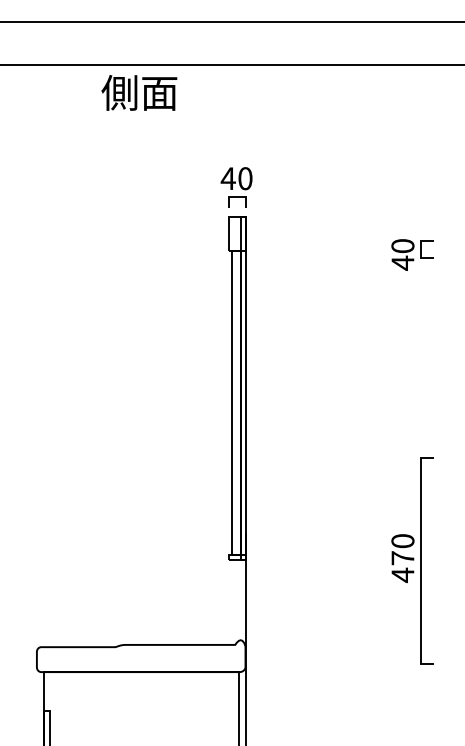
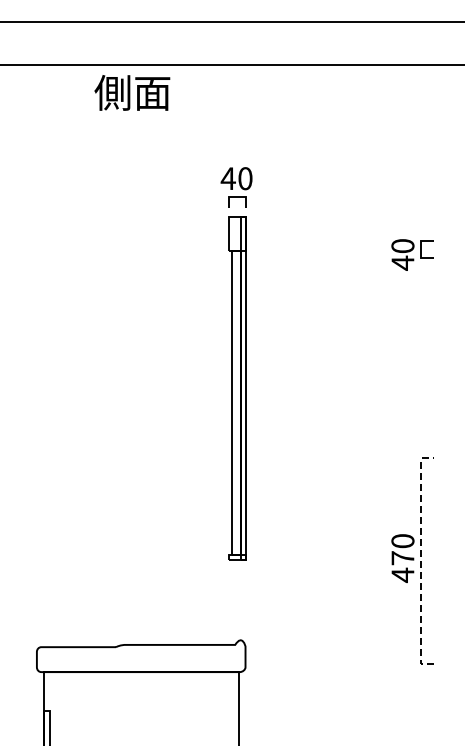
text position: (139, 92) -> (132, 92) (132, 92)
line: solid -> dashed (421, 560)
line: present -> none (245, 638)
